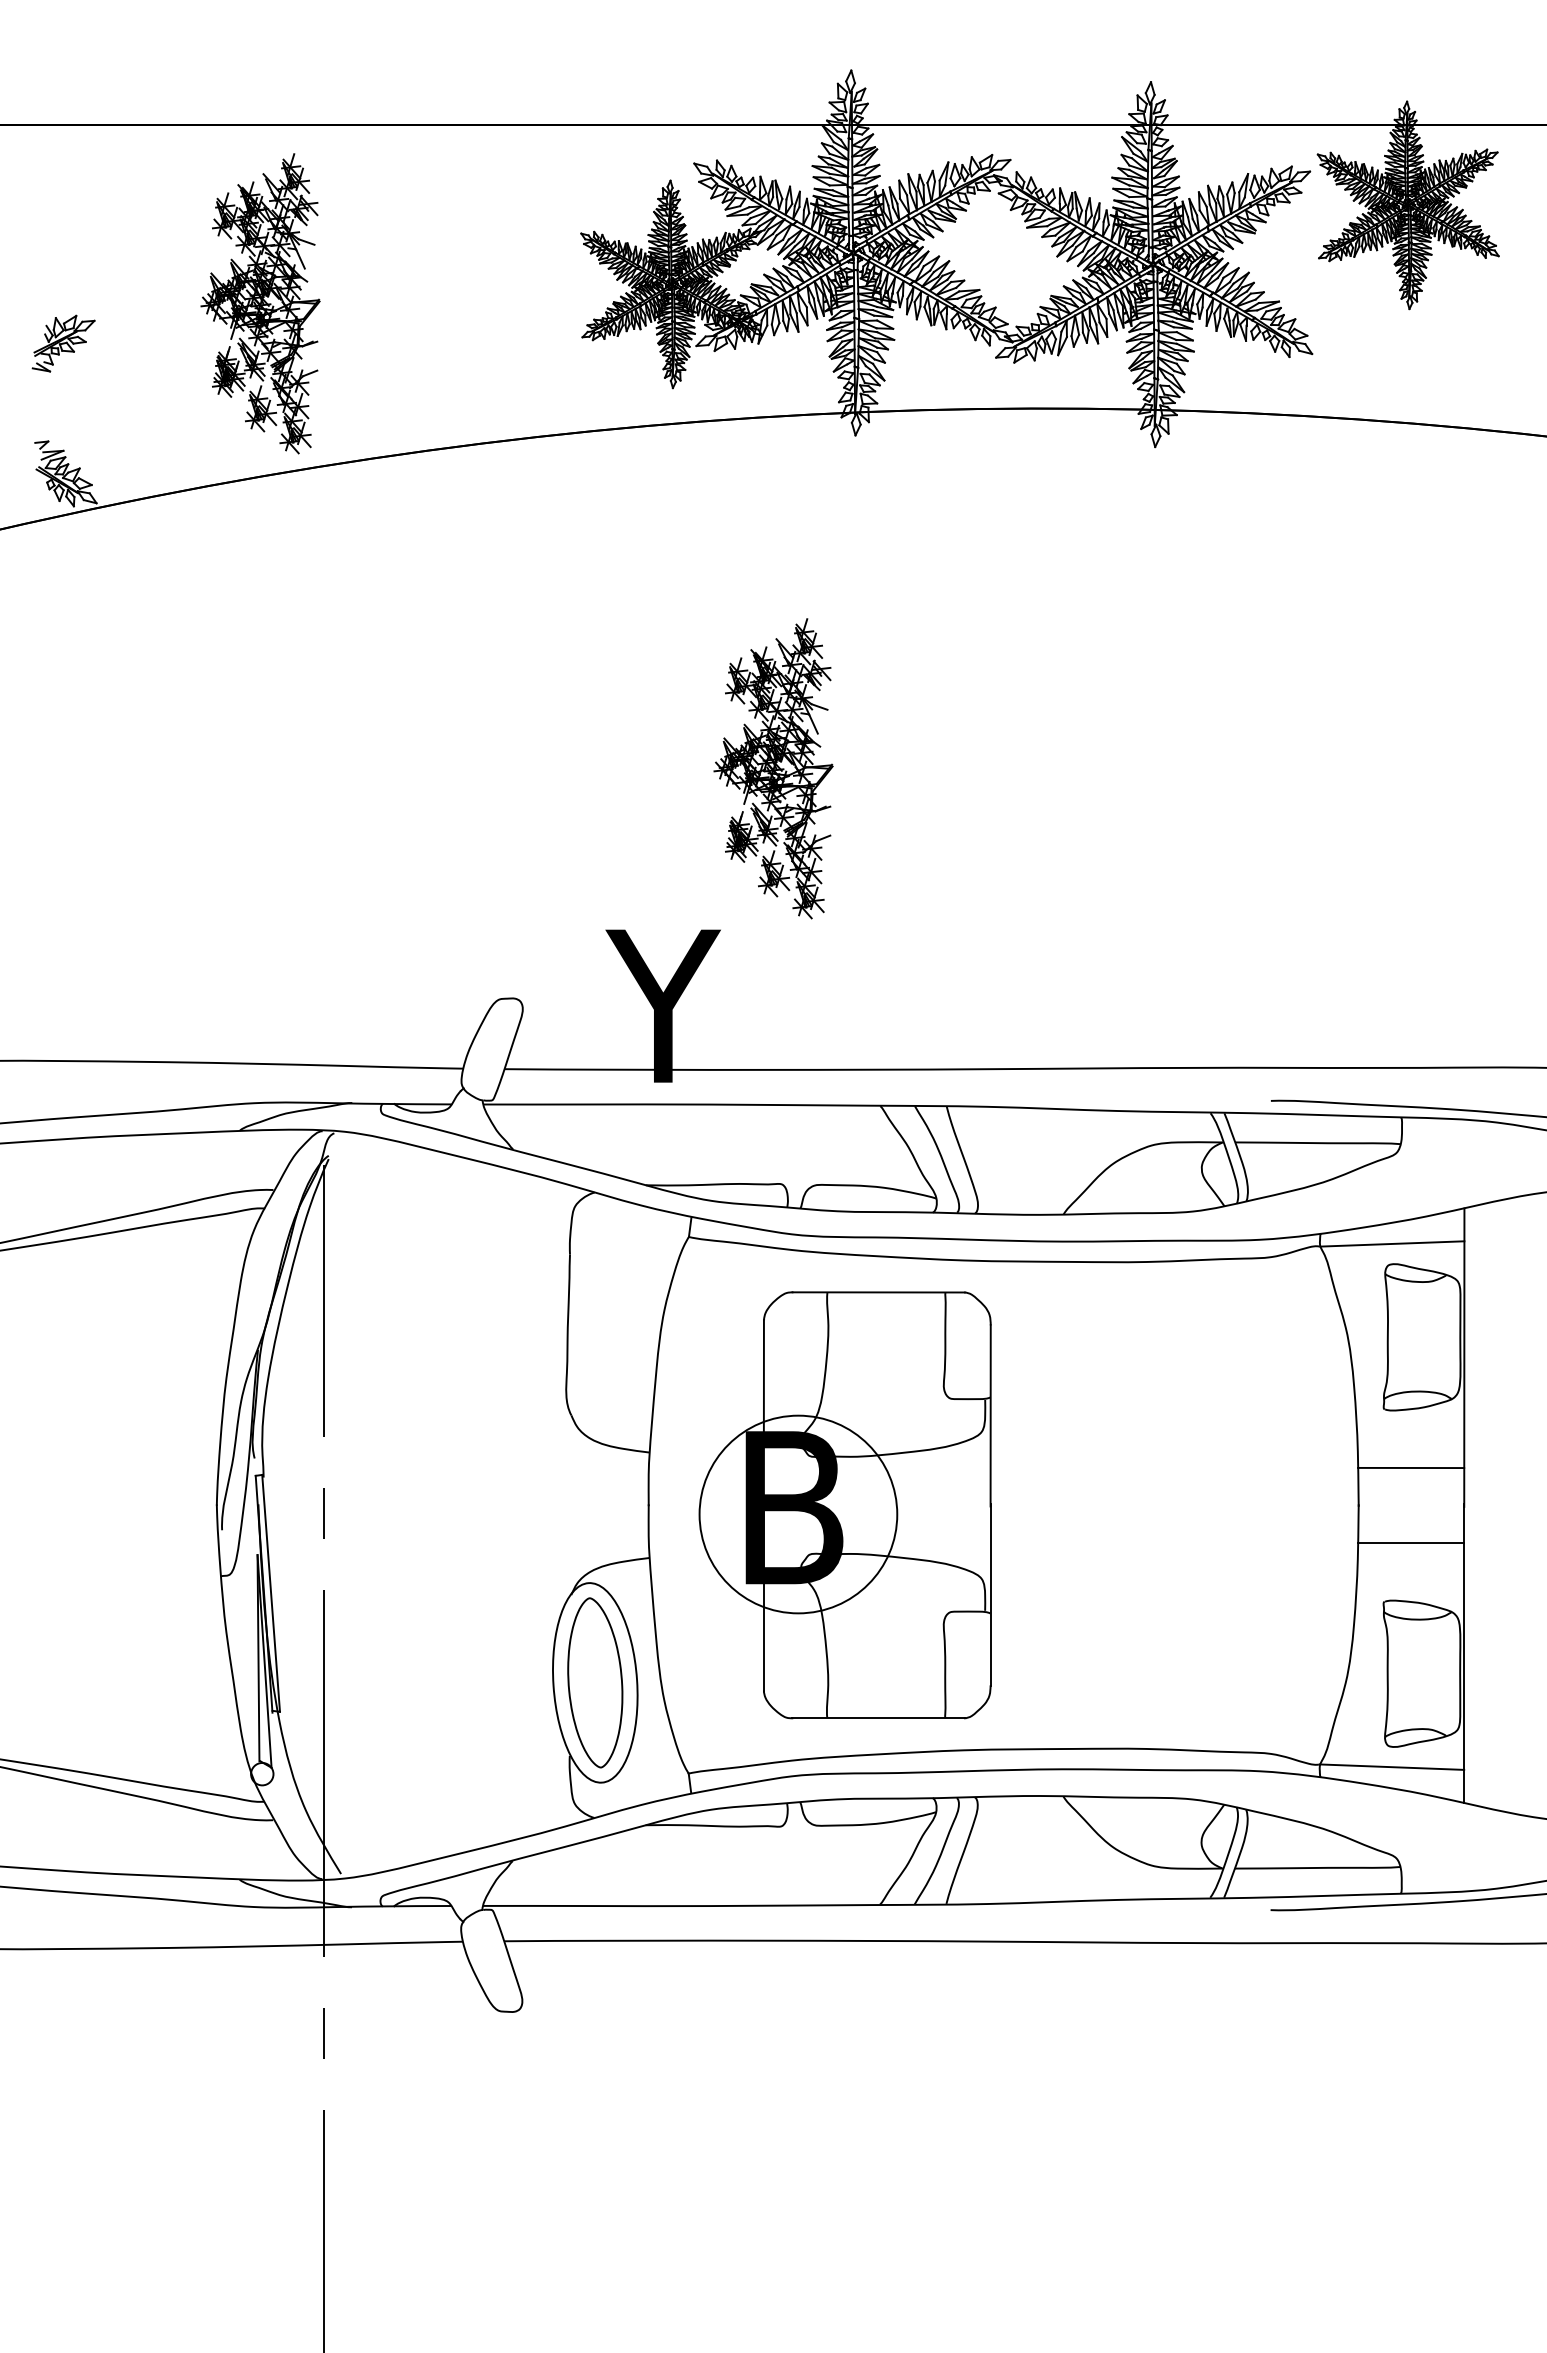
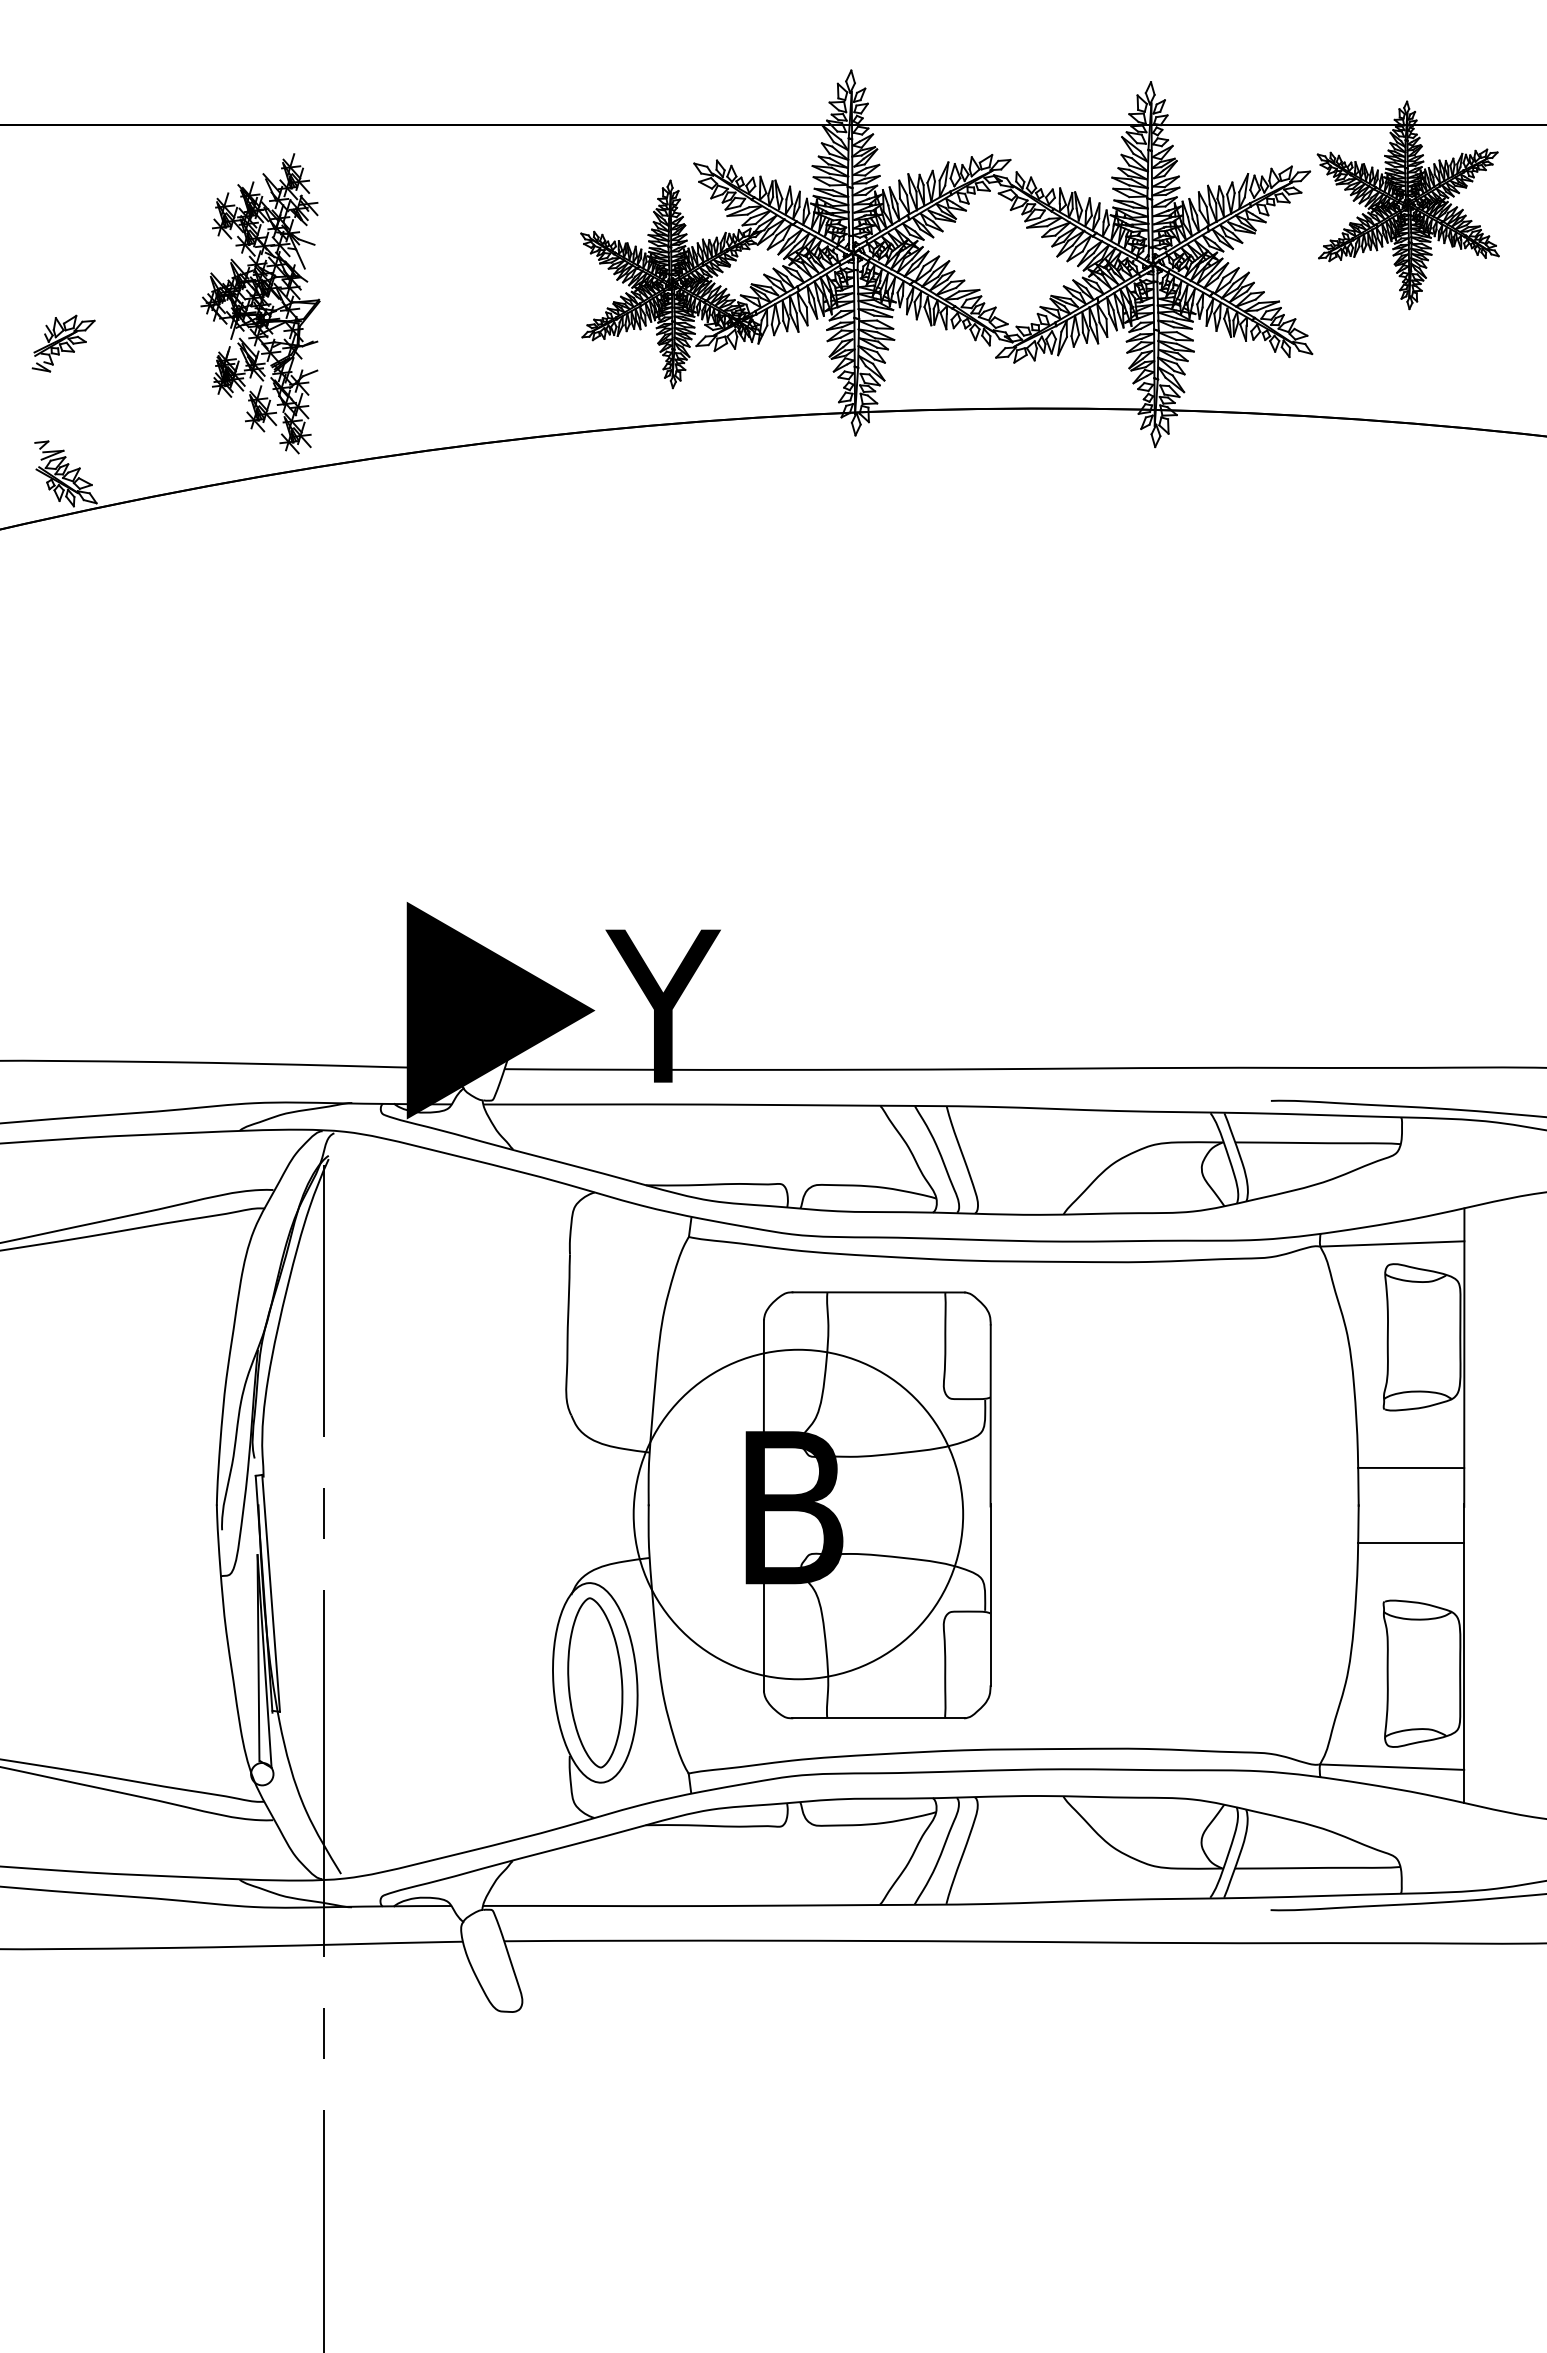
part: present -> none (773, 768)
fill: none -> present (500, 1010)
circle diameter: 198 px -> 329 px (798, 1514)
